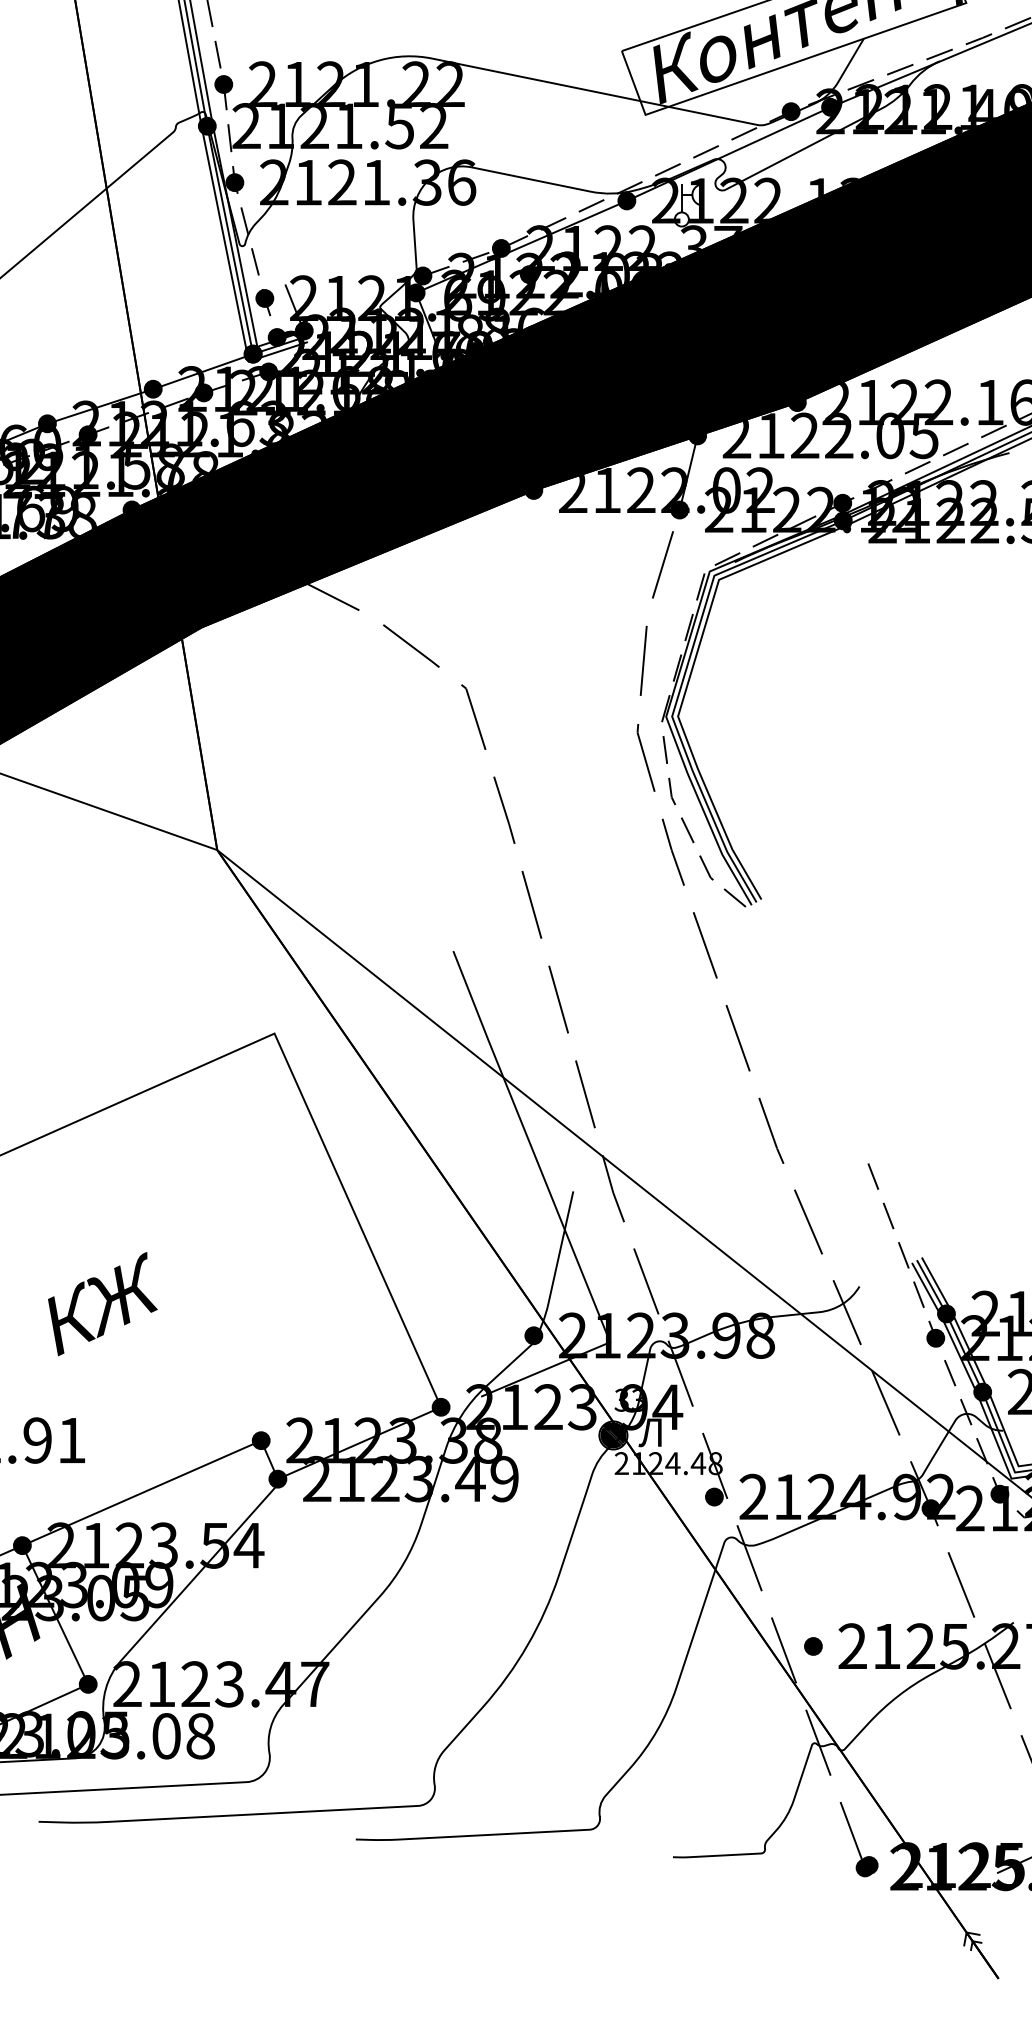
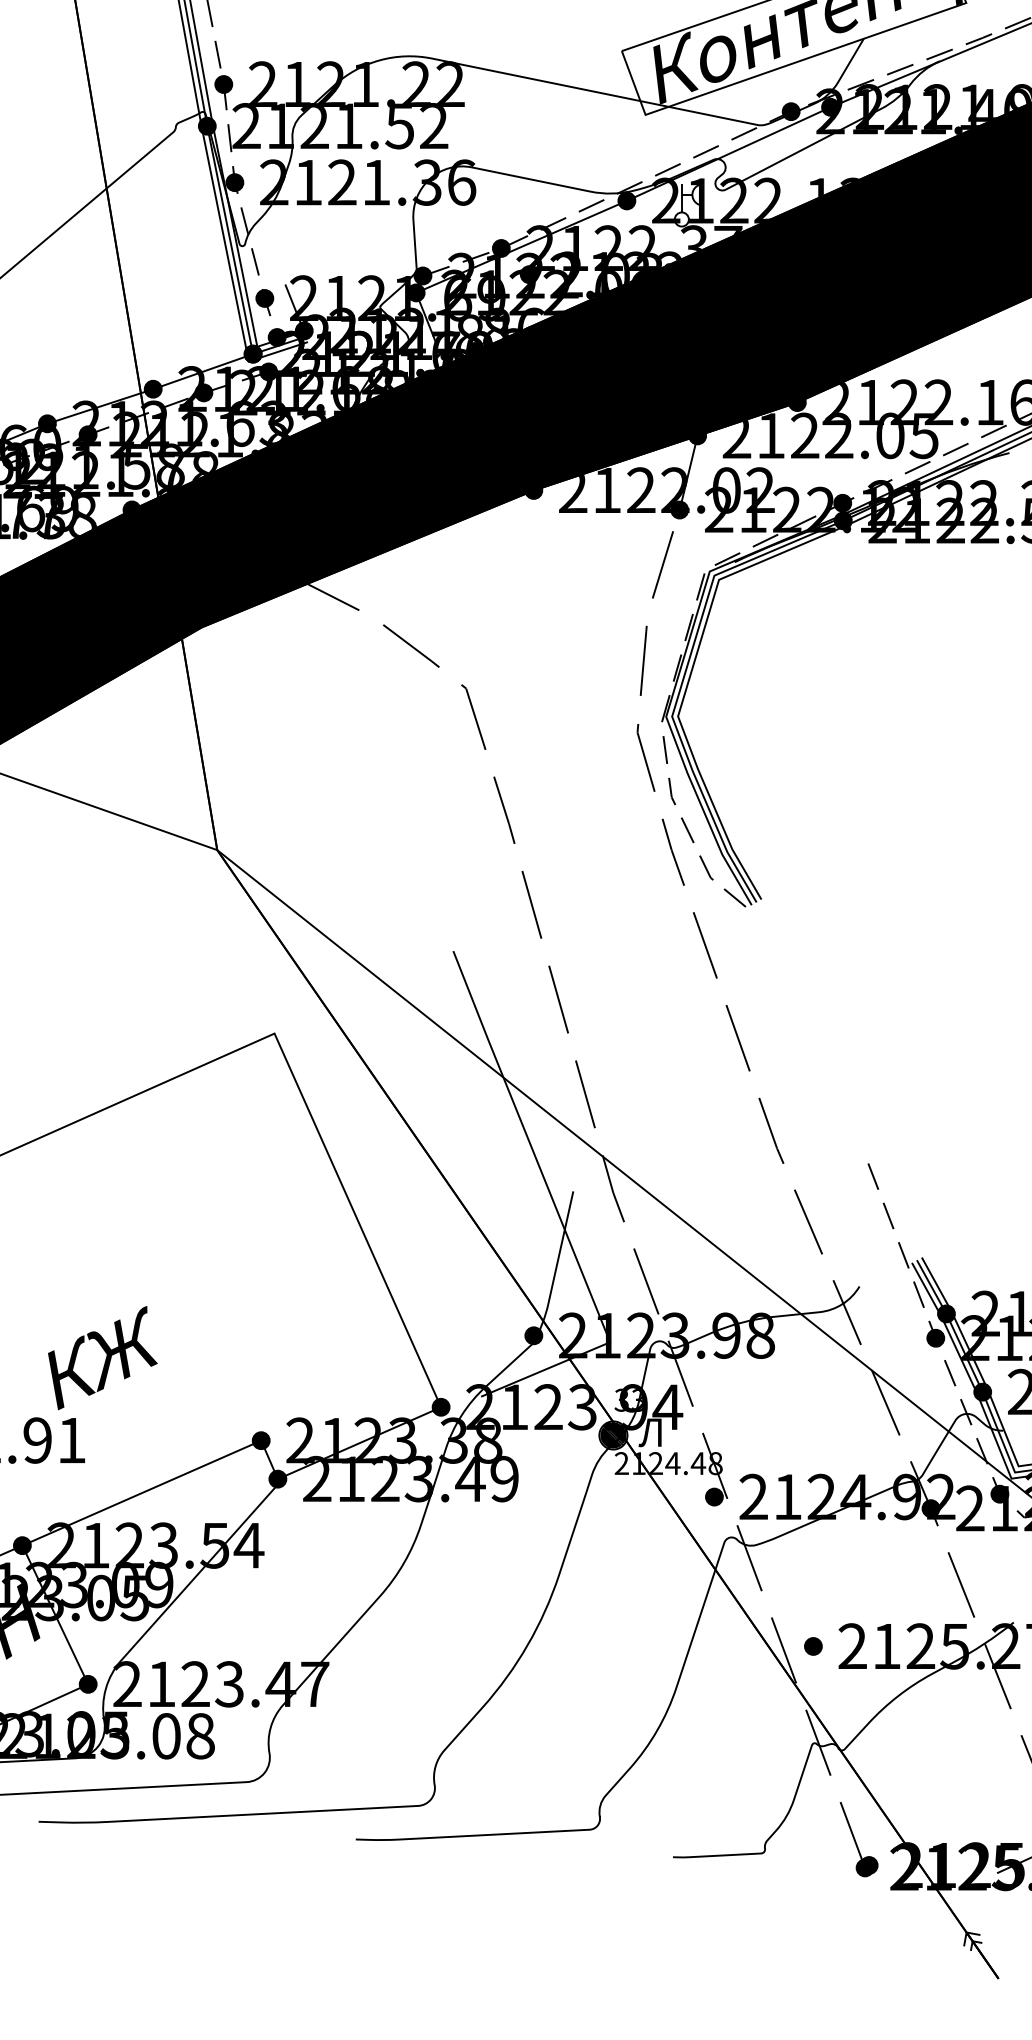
text position: (102, 1304) -> (102, 1358) (102, 1358)
